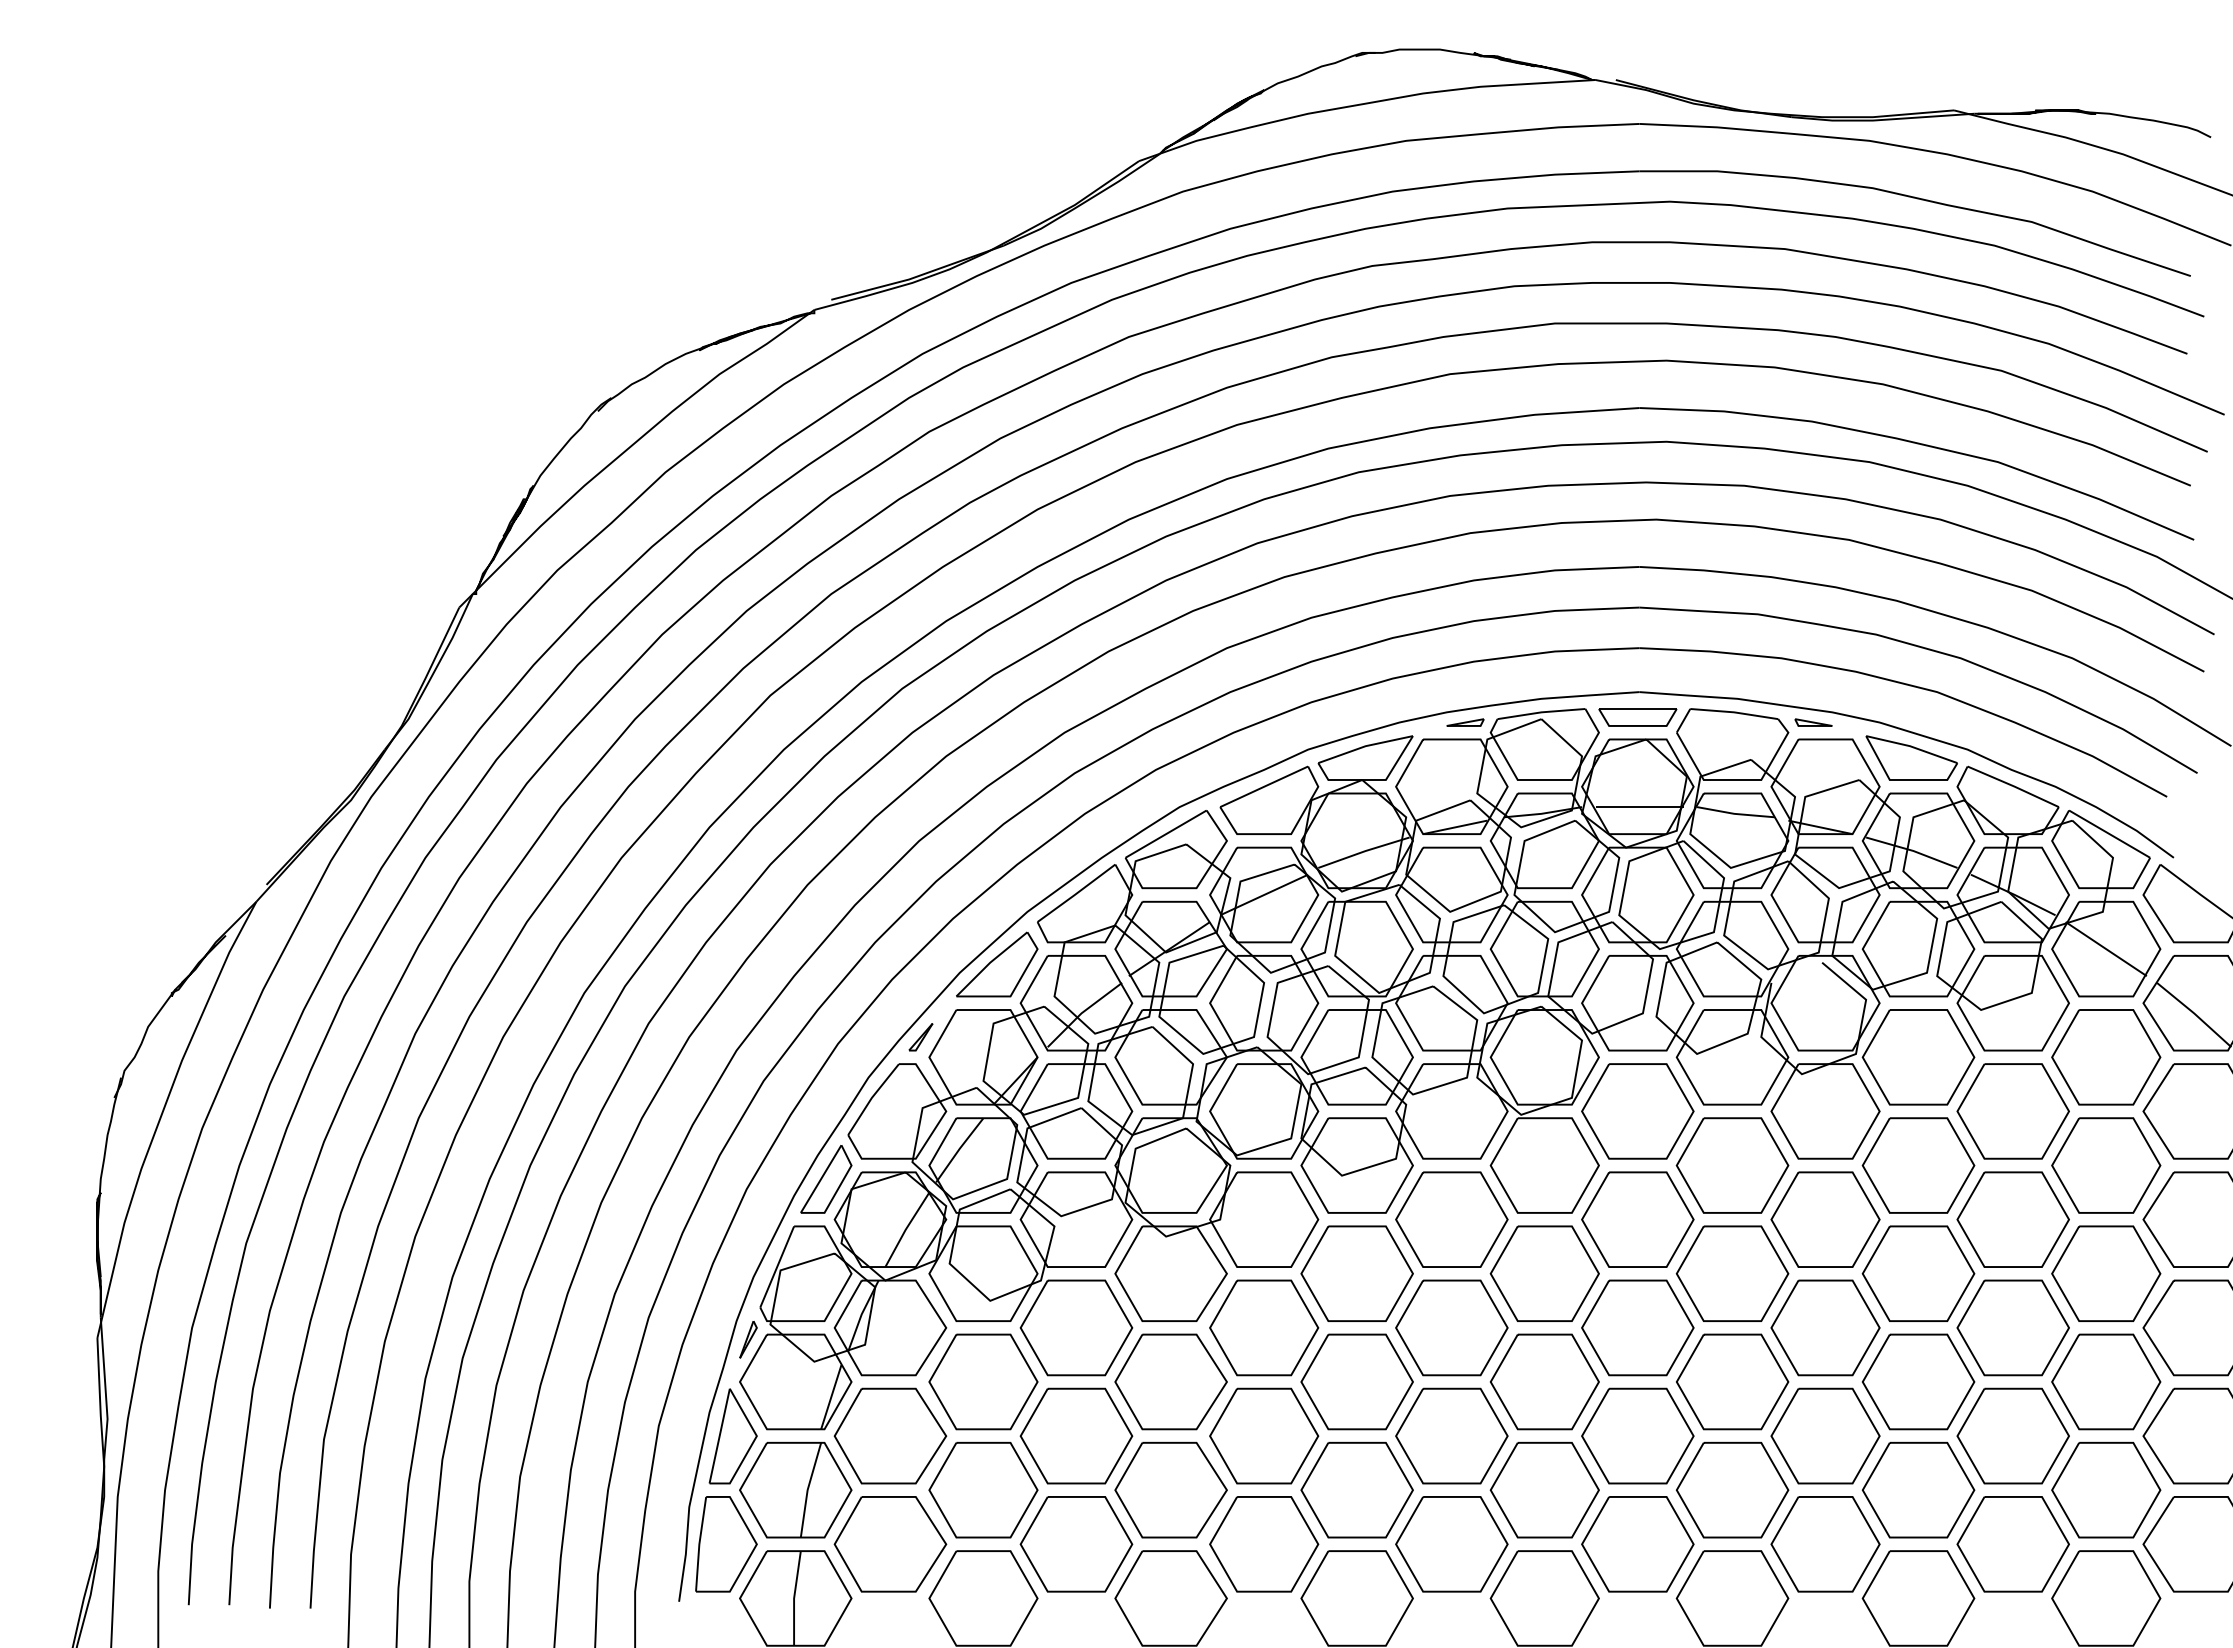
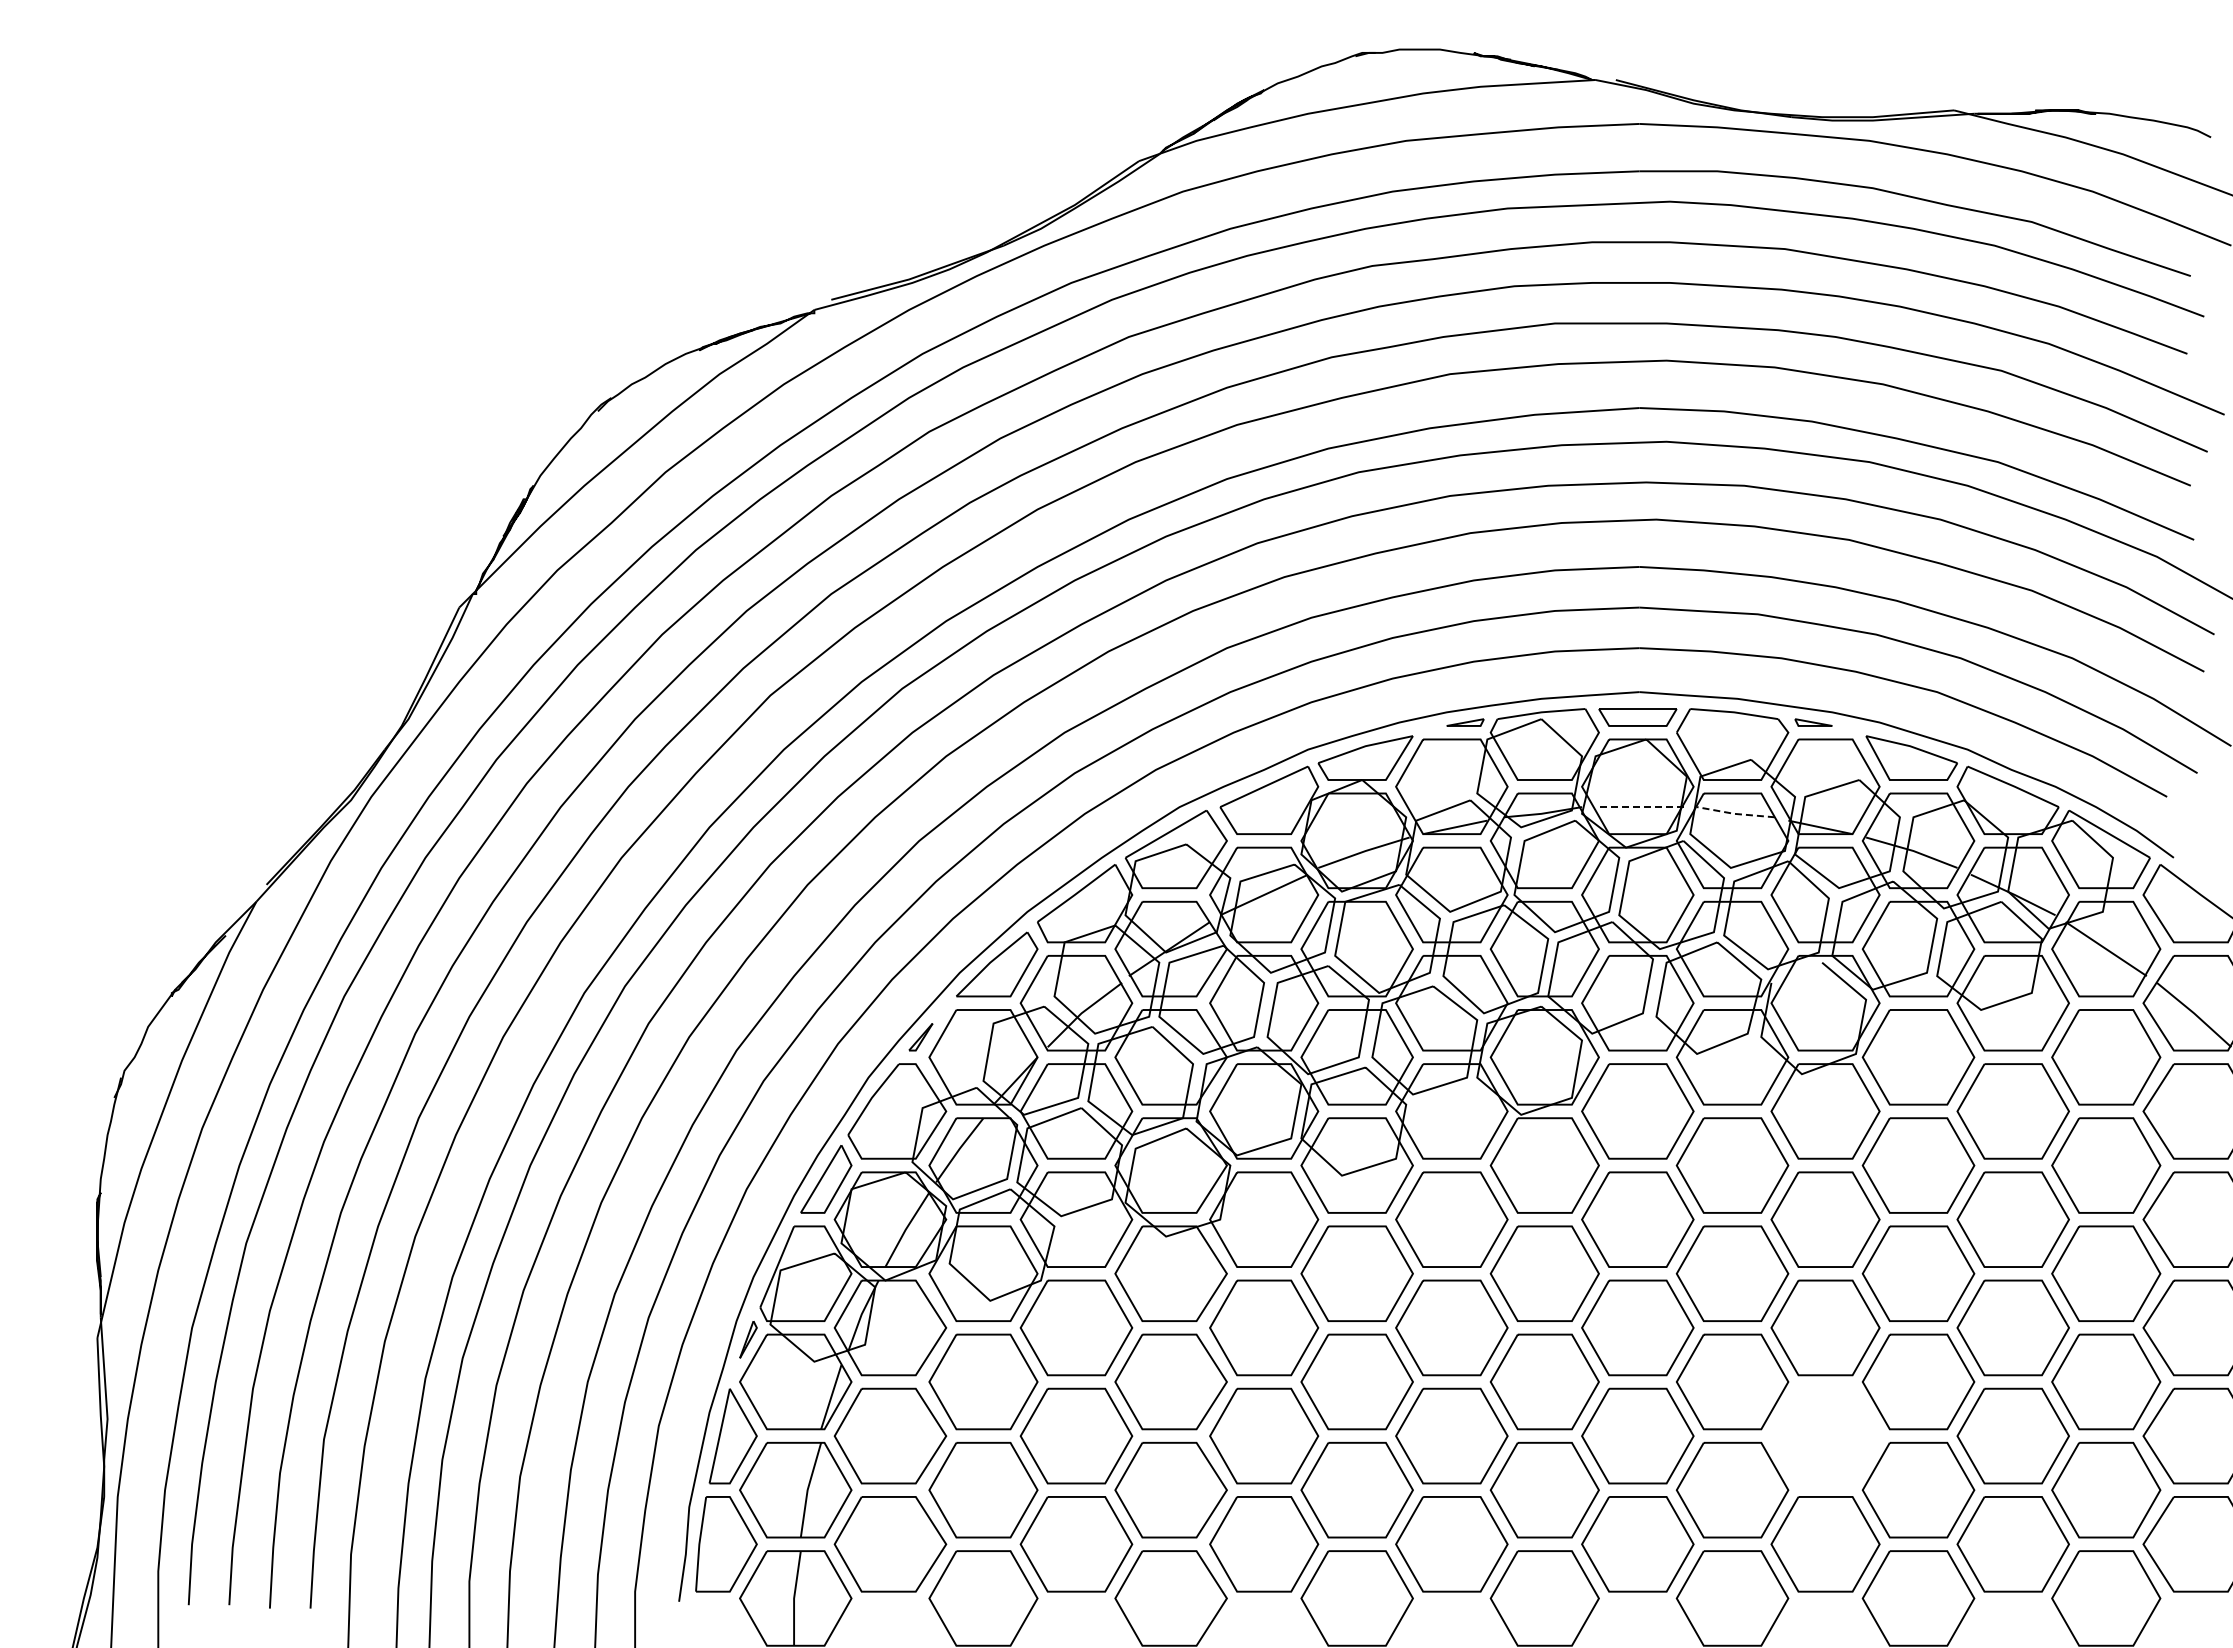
line: solid -> dashed (1639, 807)
line: solid -> dashed (1735, 813)
part: present -> none (1825, 1435)
